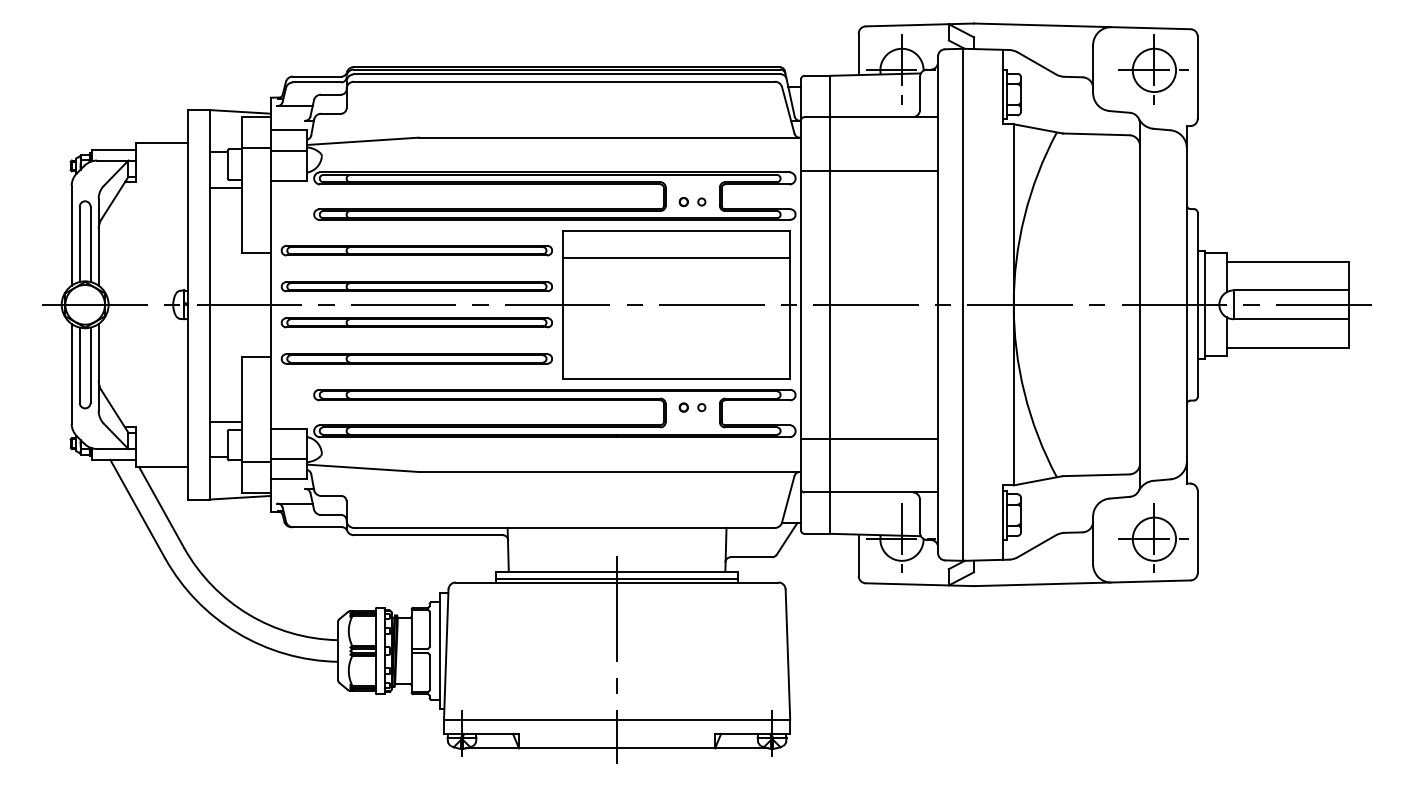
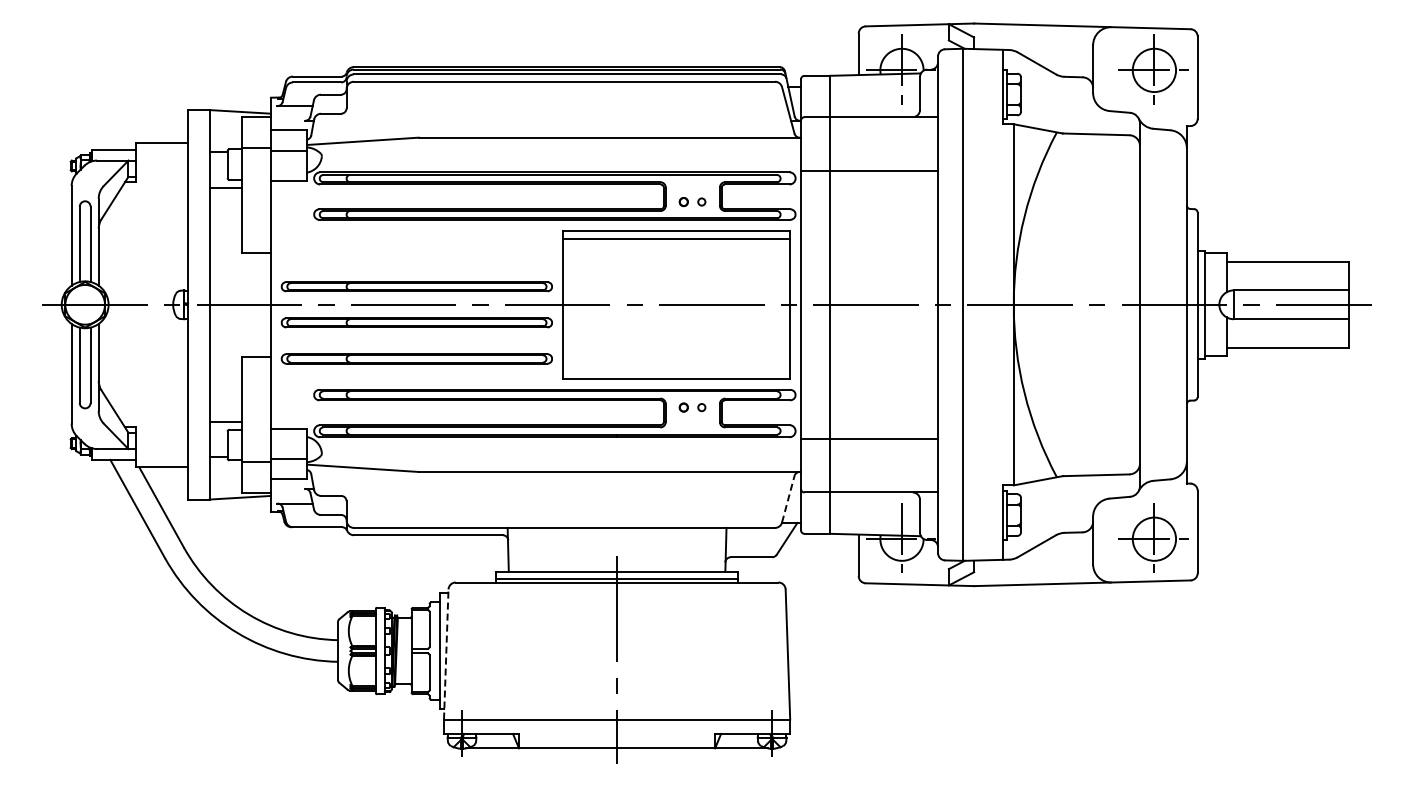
part: present -> none (416, 250)
line position: (676, 257) -> (676, 238) (676, 238)
line: solid -> dashed (788, 498)
line: solid -> dashed (446, 654)
